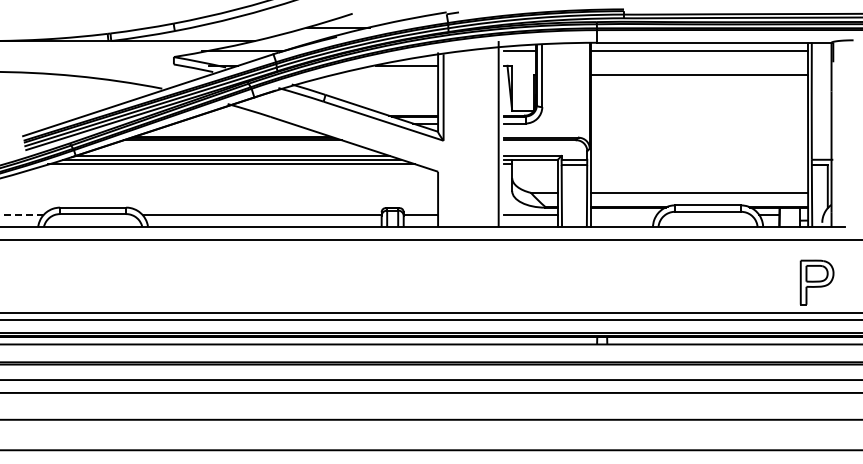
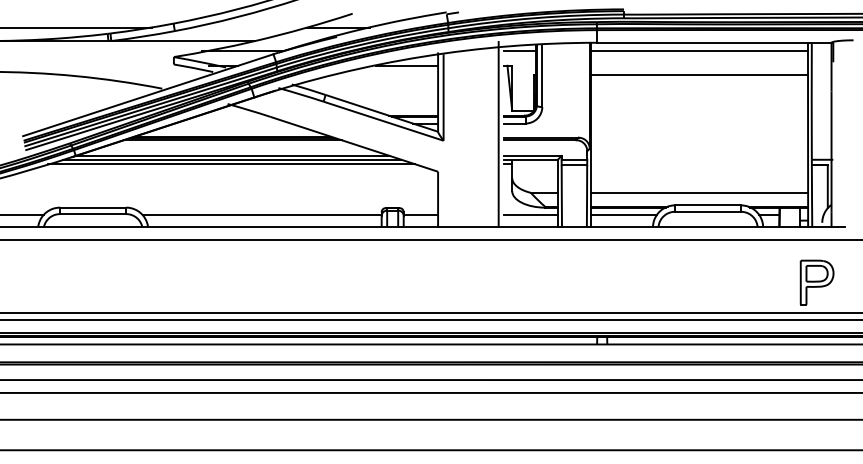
line: none -> present (76, 27)
line: dashed -> solid (21, 215)
line: none -> present (623, 215)
